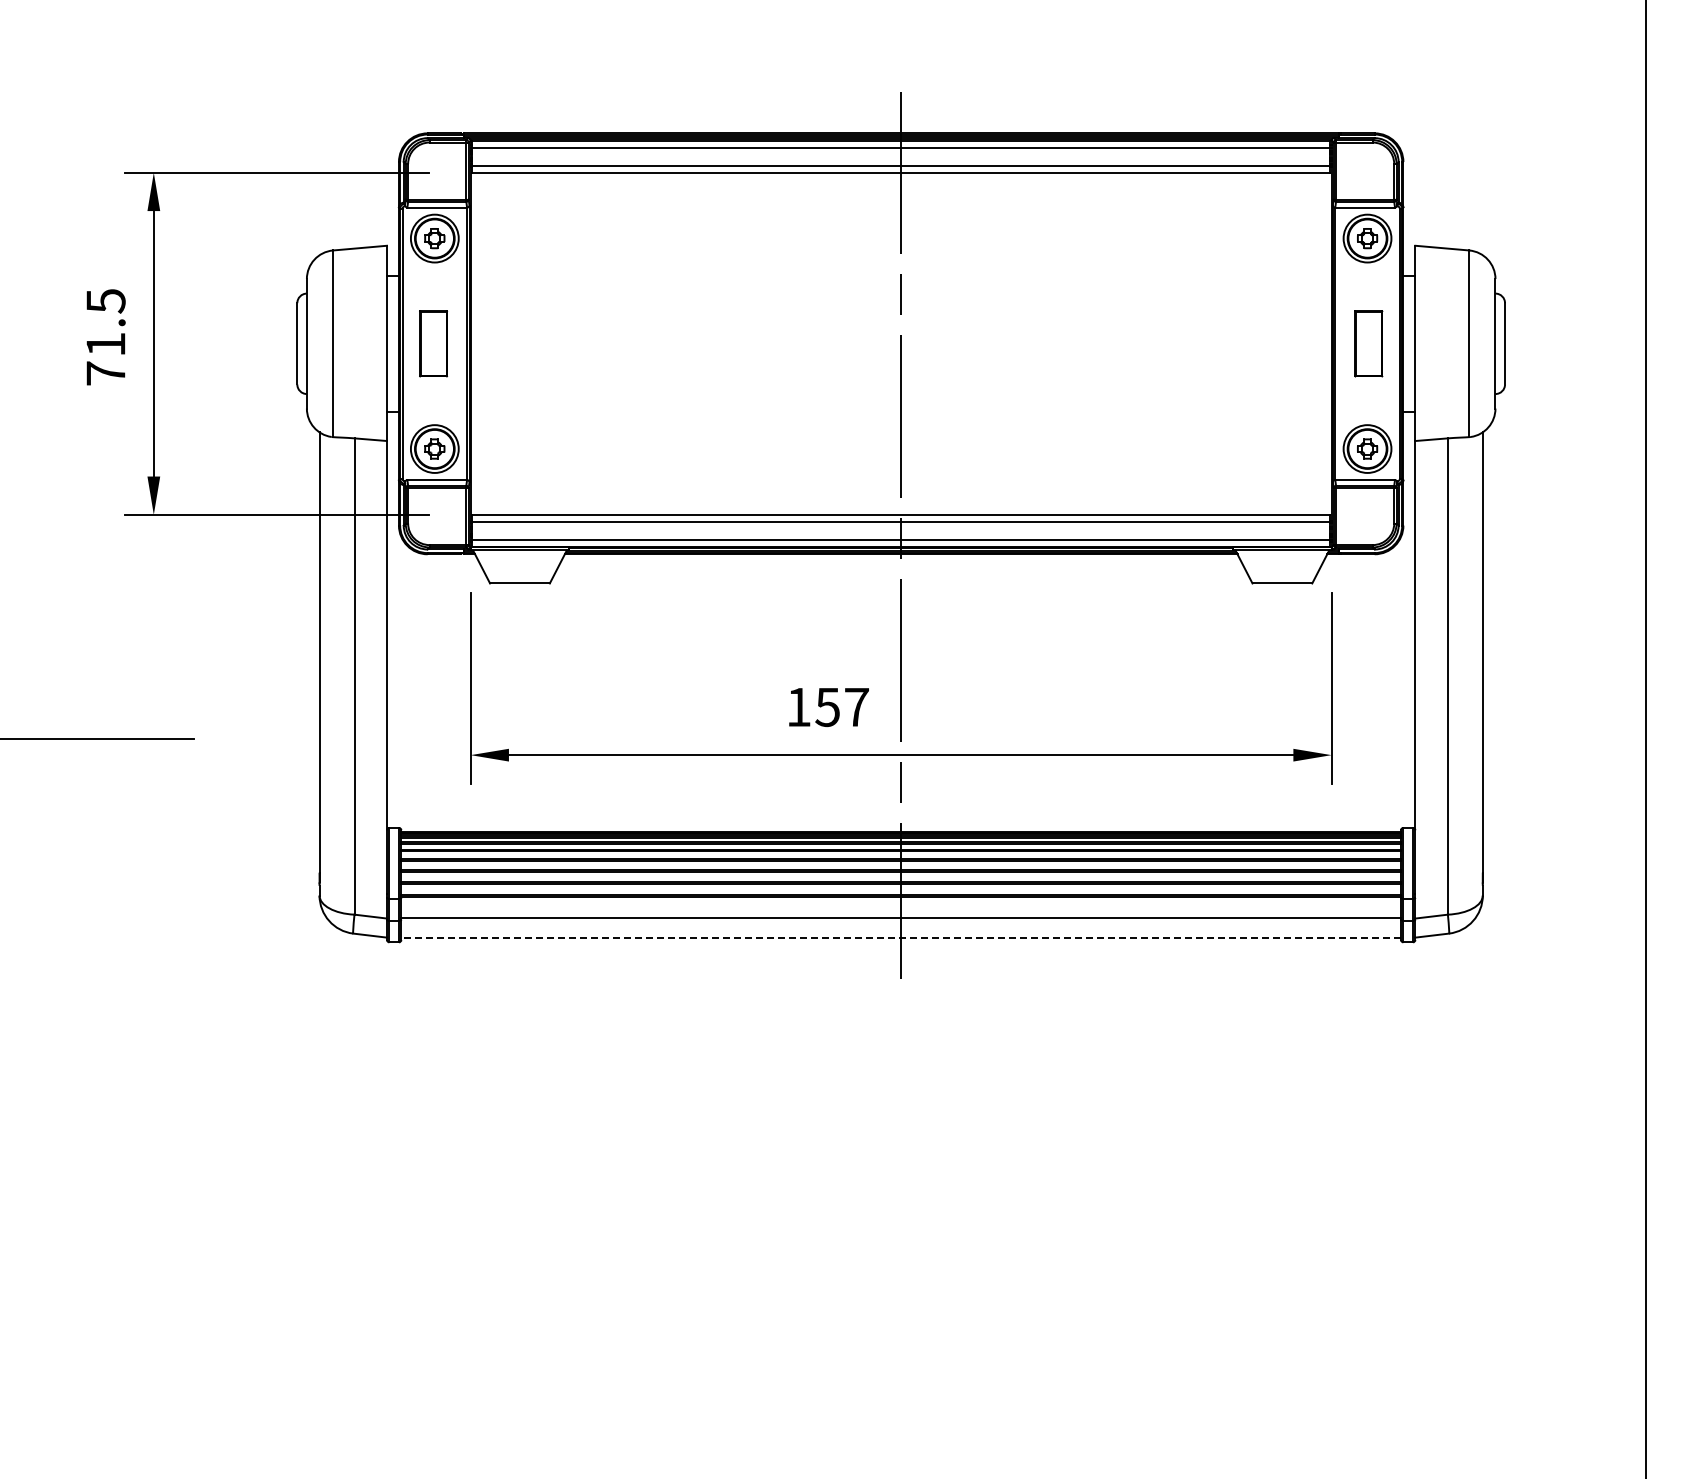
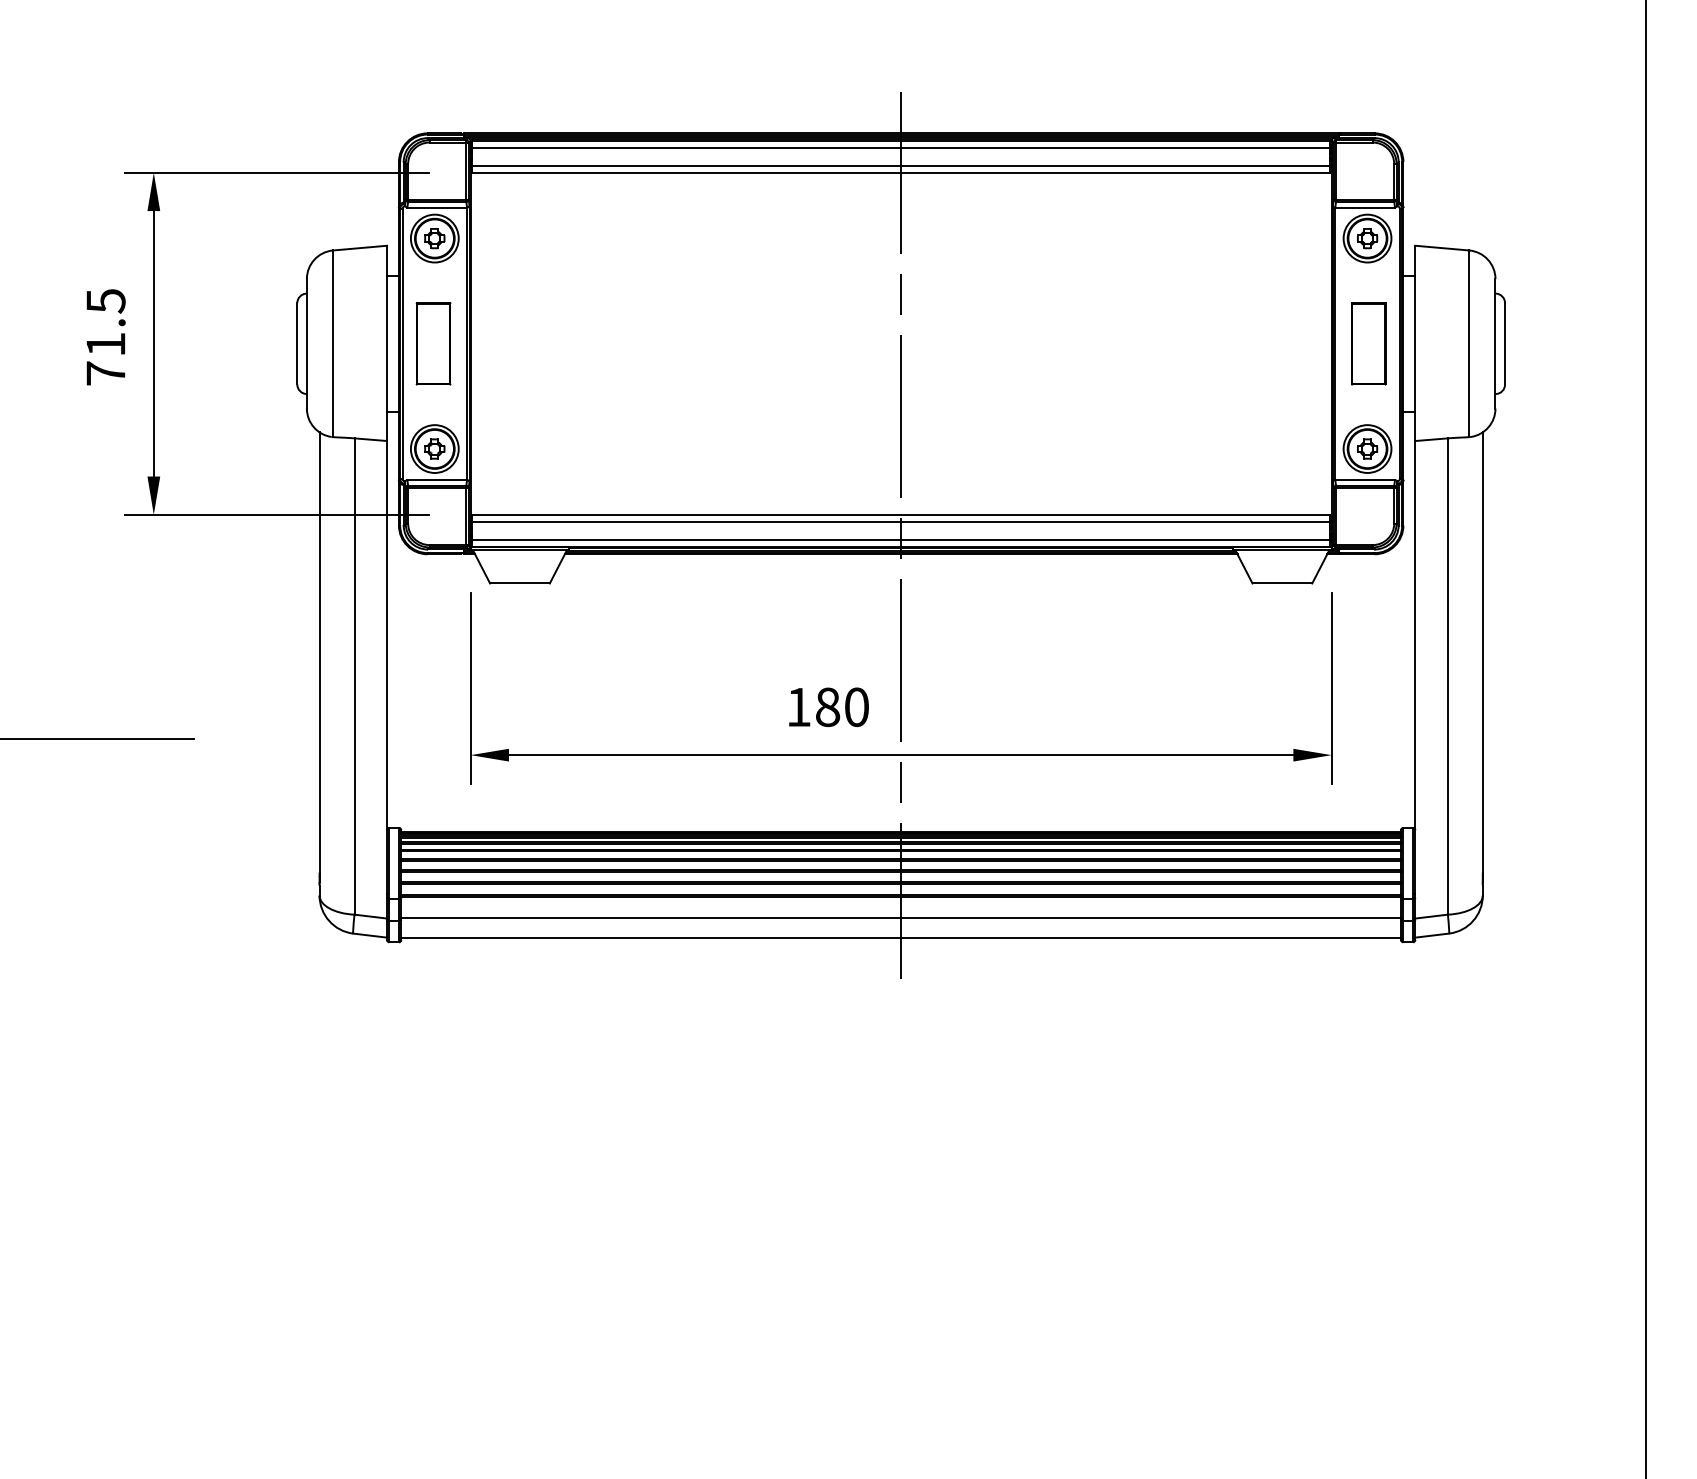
part size: 29x68 px -> 37x84 px (433, 343)
part size: 30x68 px -> 36x84 px (1368, 343)
text: 157 -> 180 (841, 707)
line: dashed -> solid (901, 937)
